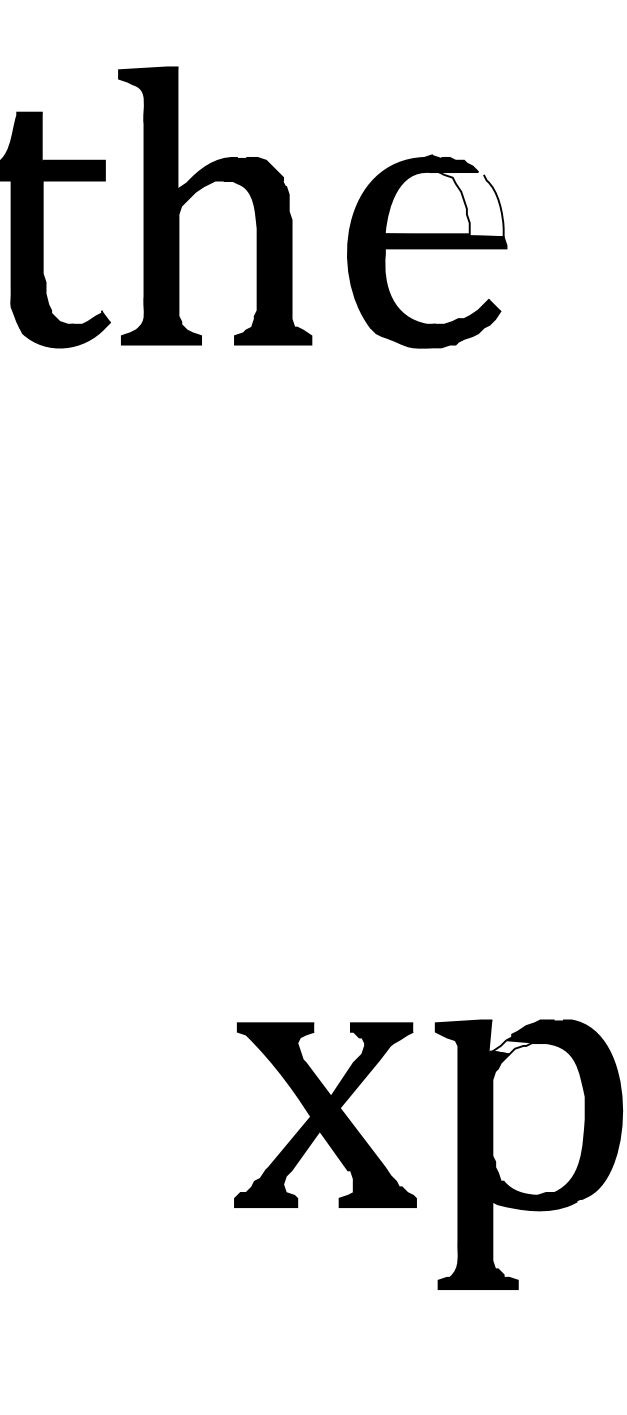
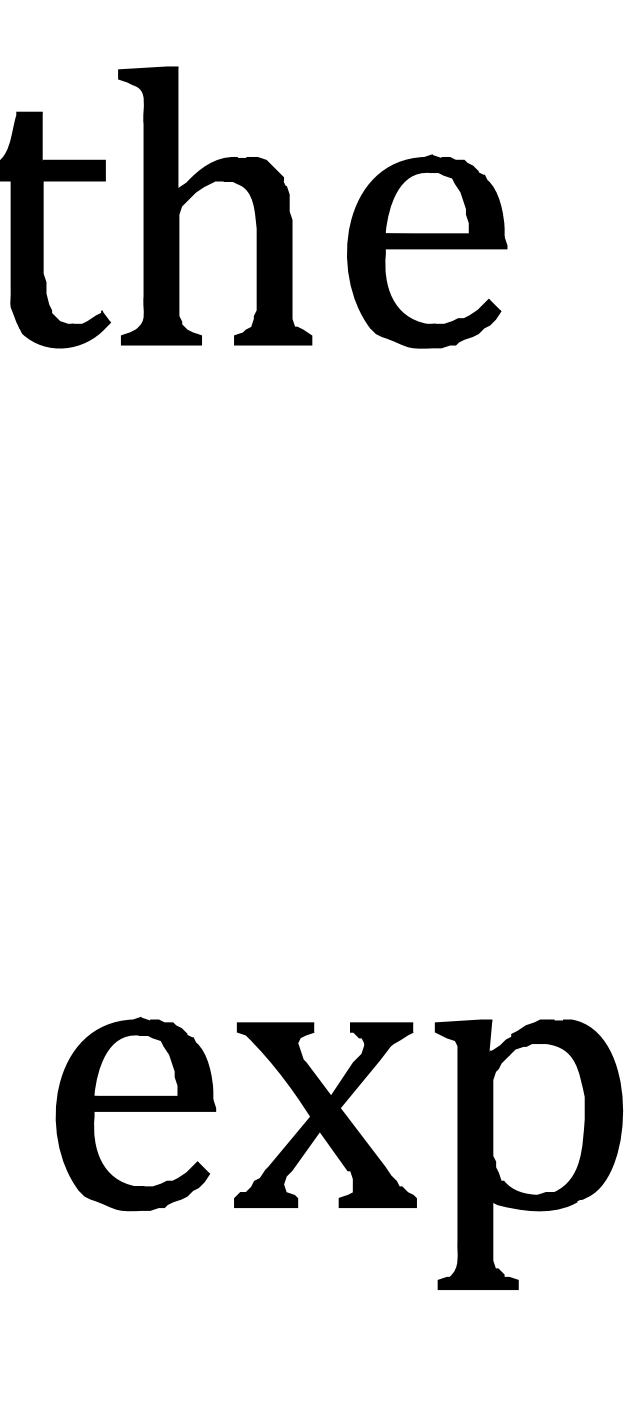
fill: none -> present (443, 204)
fill: none -> present (516, 1047)
part: none -> present (135, 1114)
